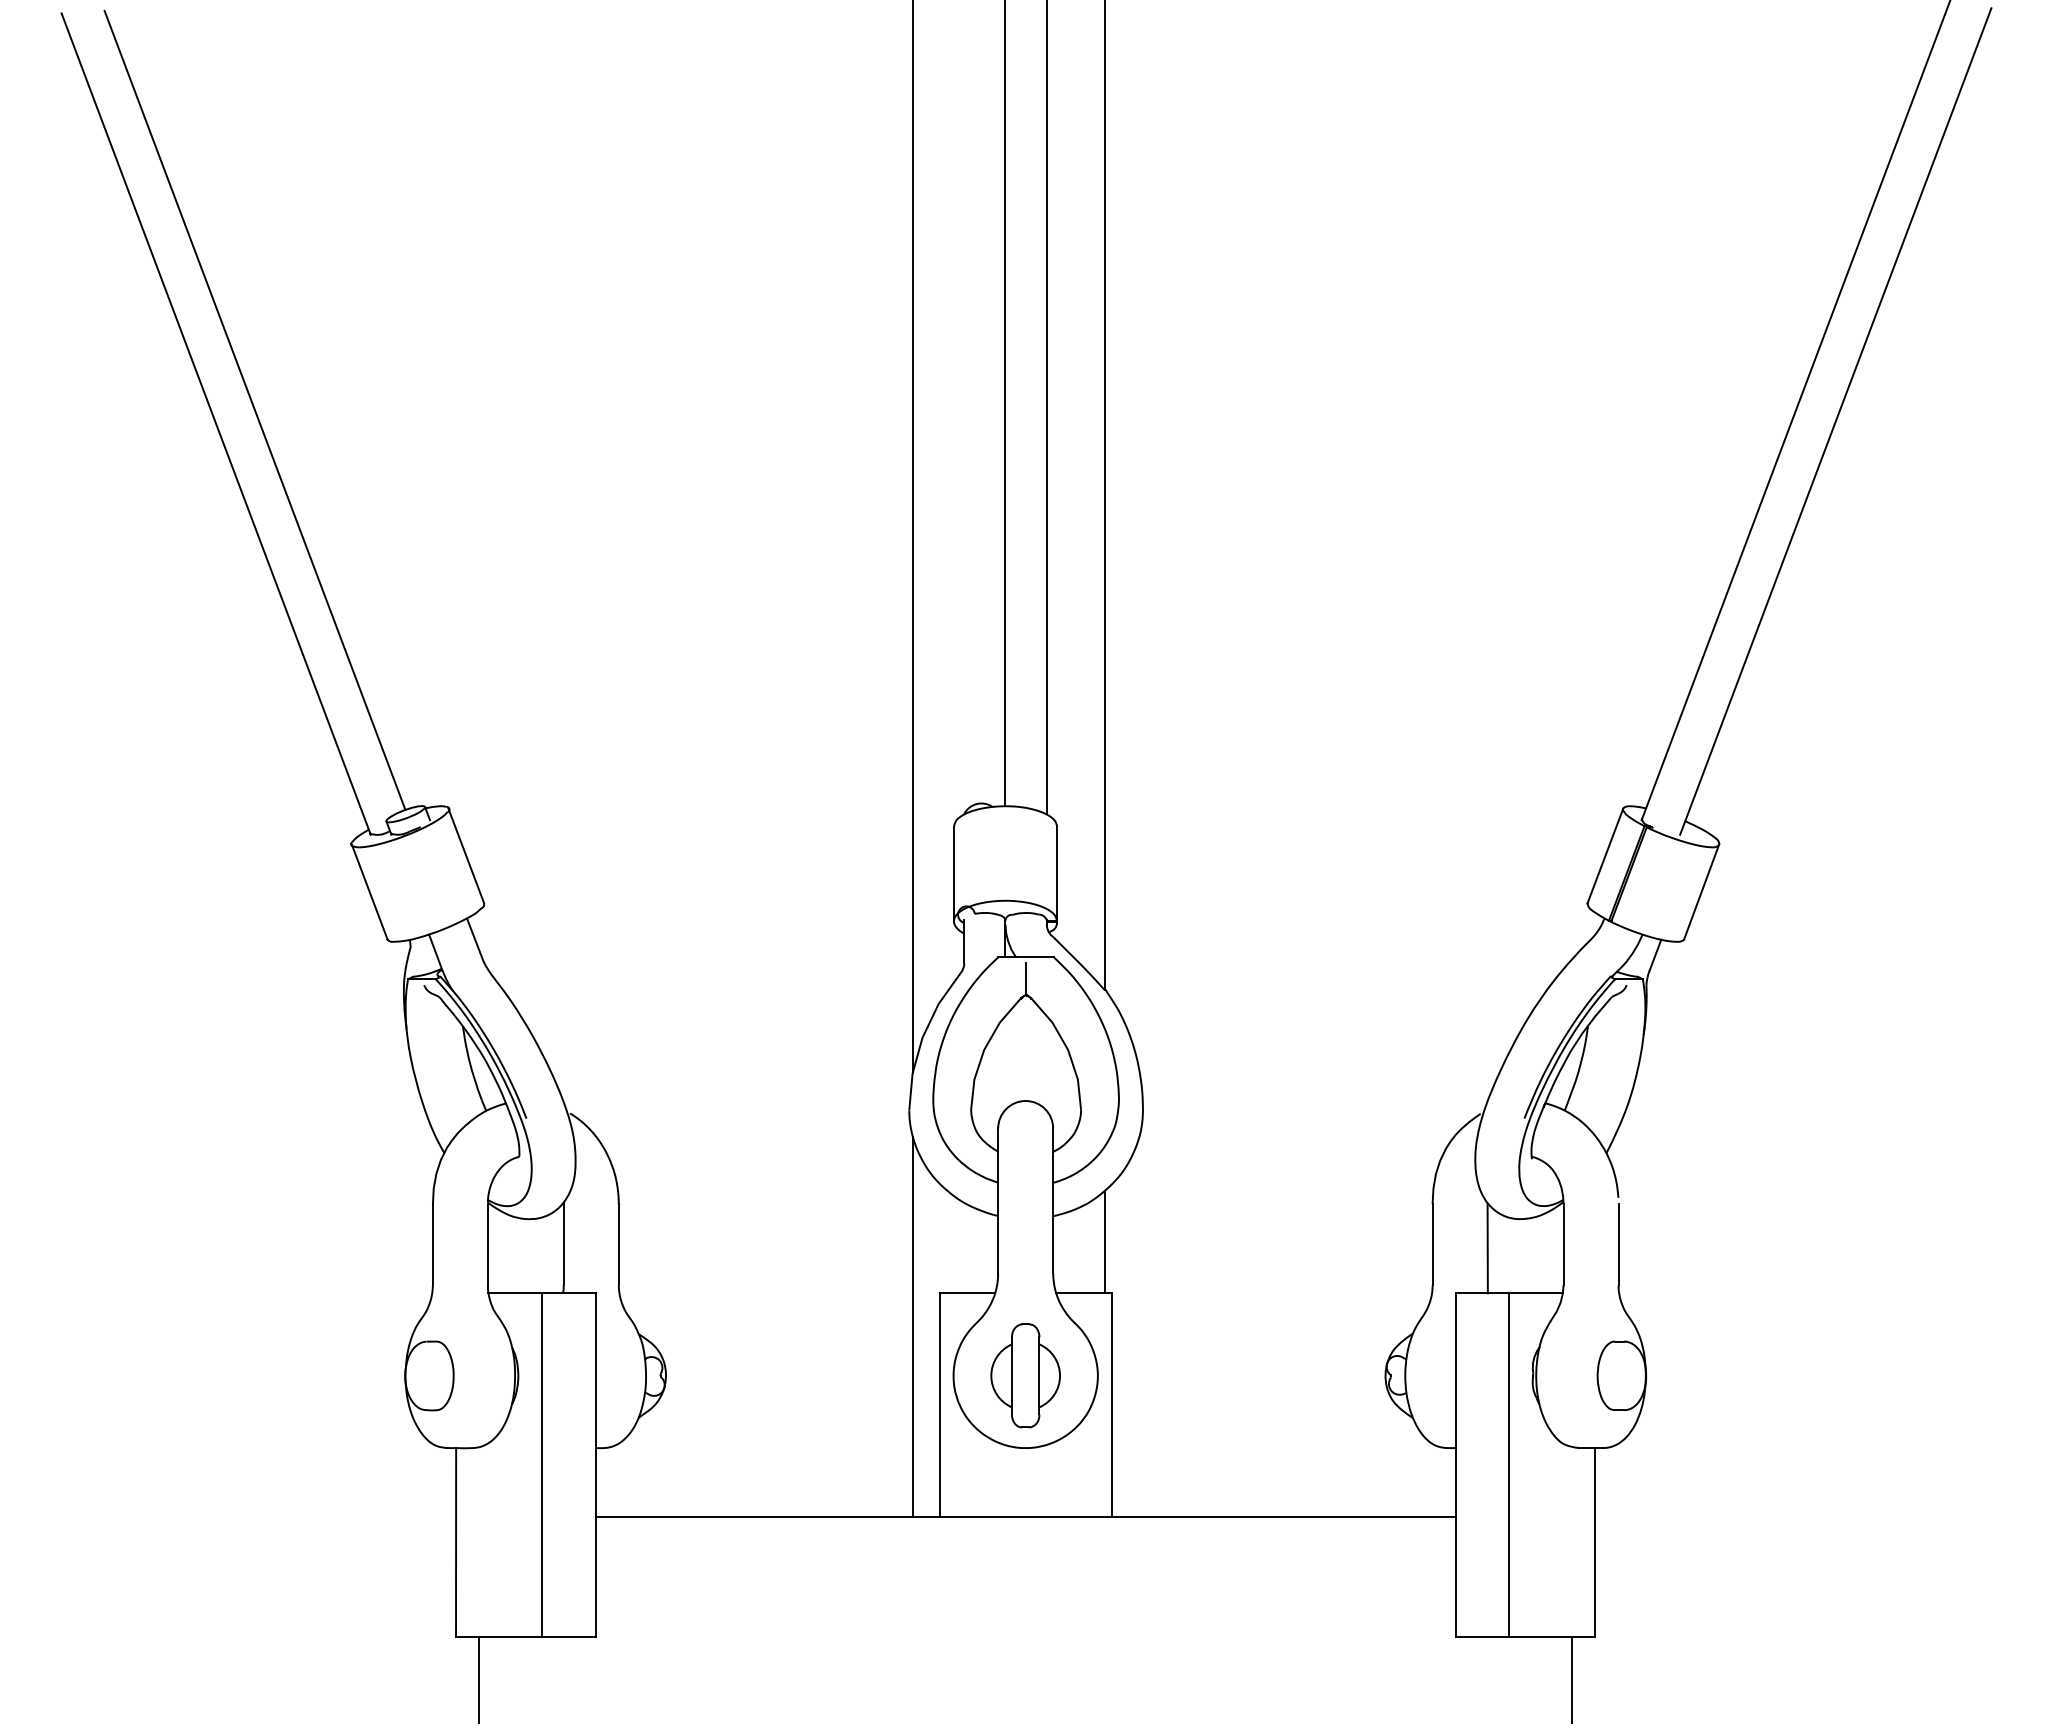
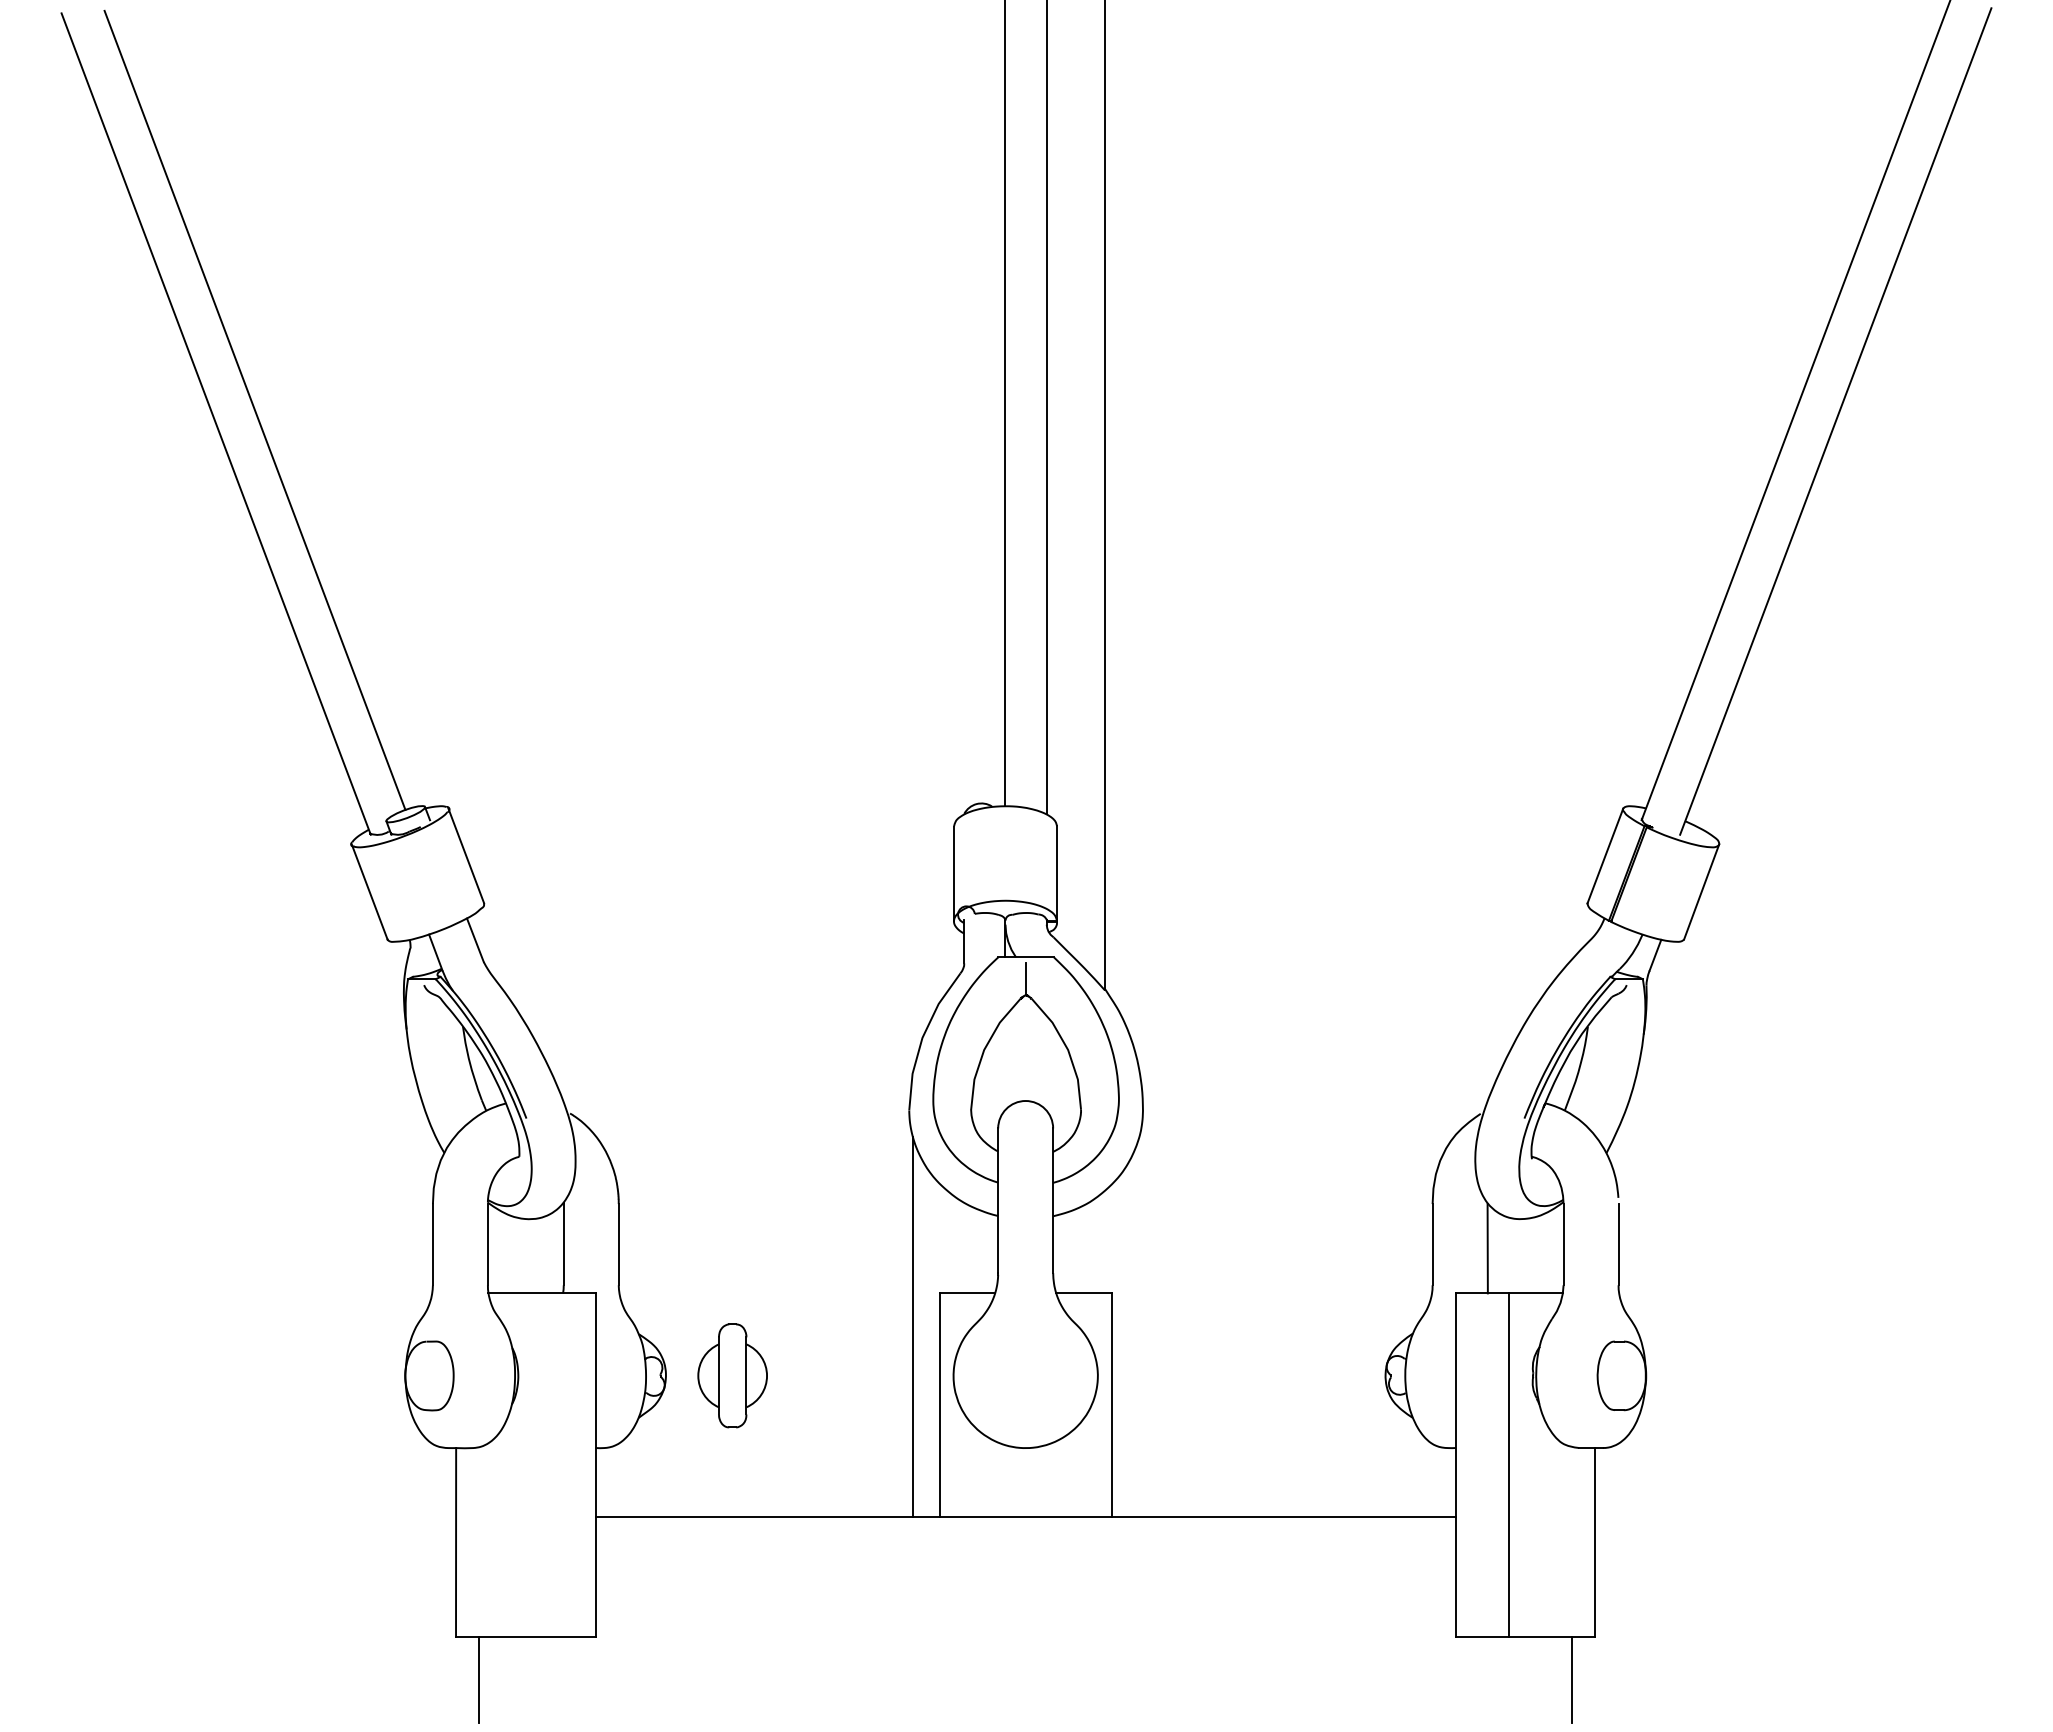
line: present -> none (912, 537)
line: present -> none (1104, 1242)
part position: (1025, 1375) -> (732, 1375) (732, 1375)
line: present -> none (542, 1464)
